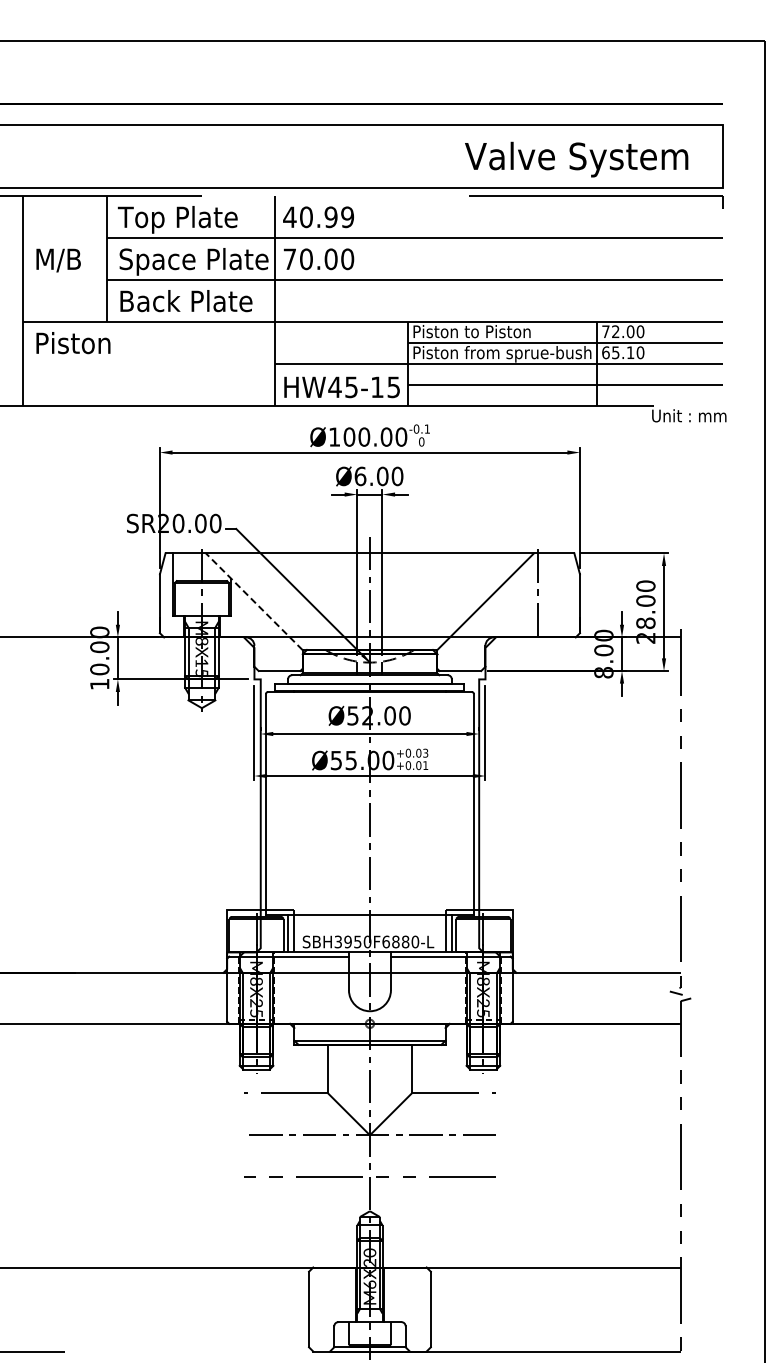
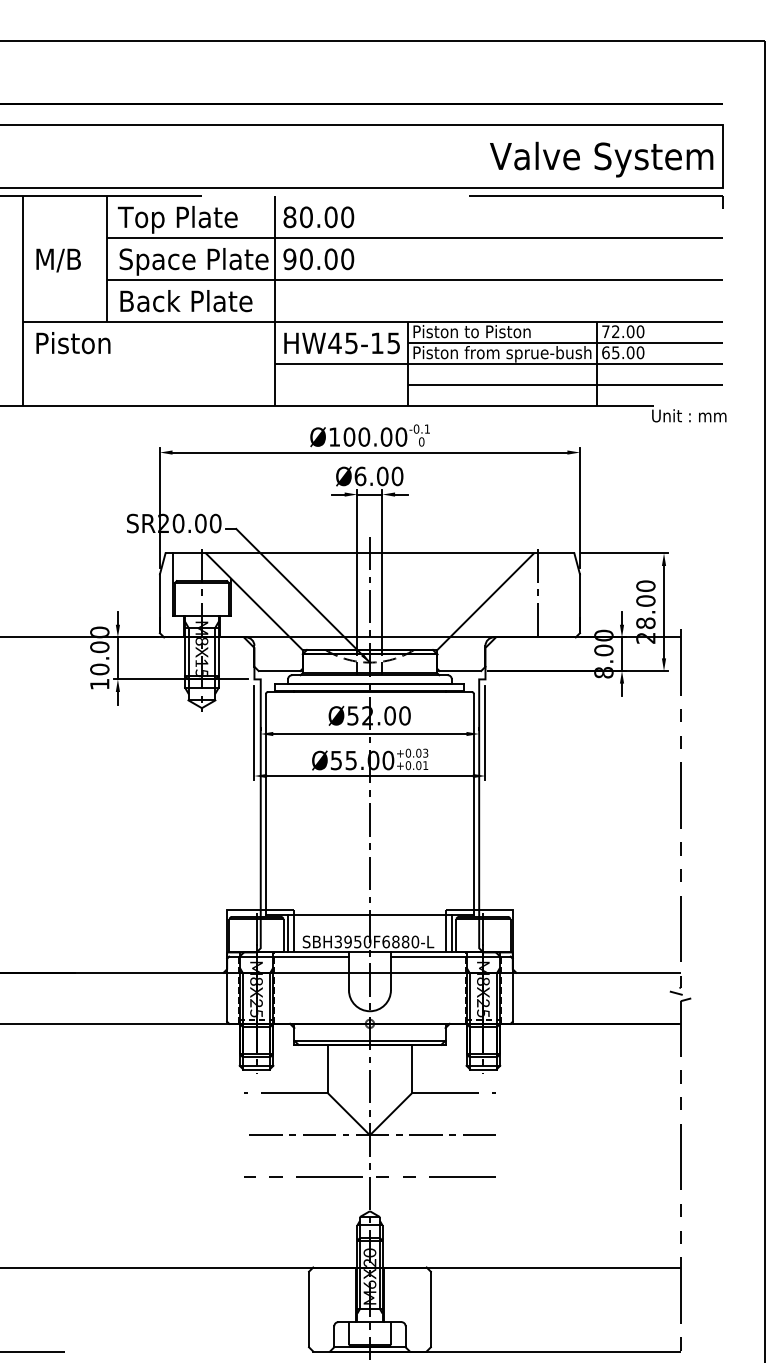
text position: (576, 159) -> (601, 159) (601, 159)
text: 40.99 -> 80.00 (318, 217)
text: 70.00 -> 90.00 (289, 259)
text: 65.10 -> 65.00 (630, 352)
text position: (341, 387) -> (341, 343) (341, 343)
line: dashed -> solid (253, 601)
